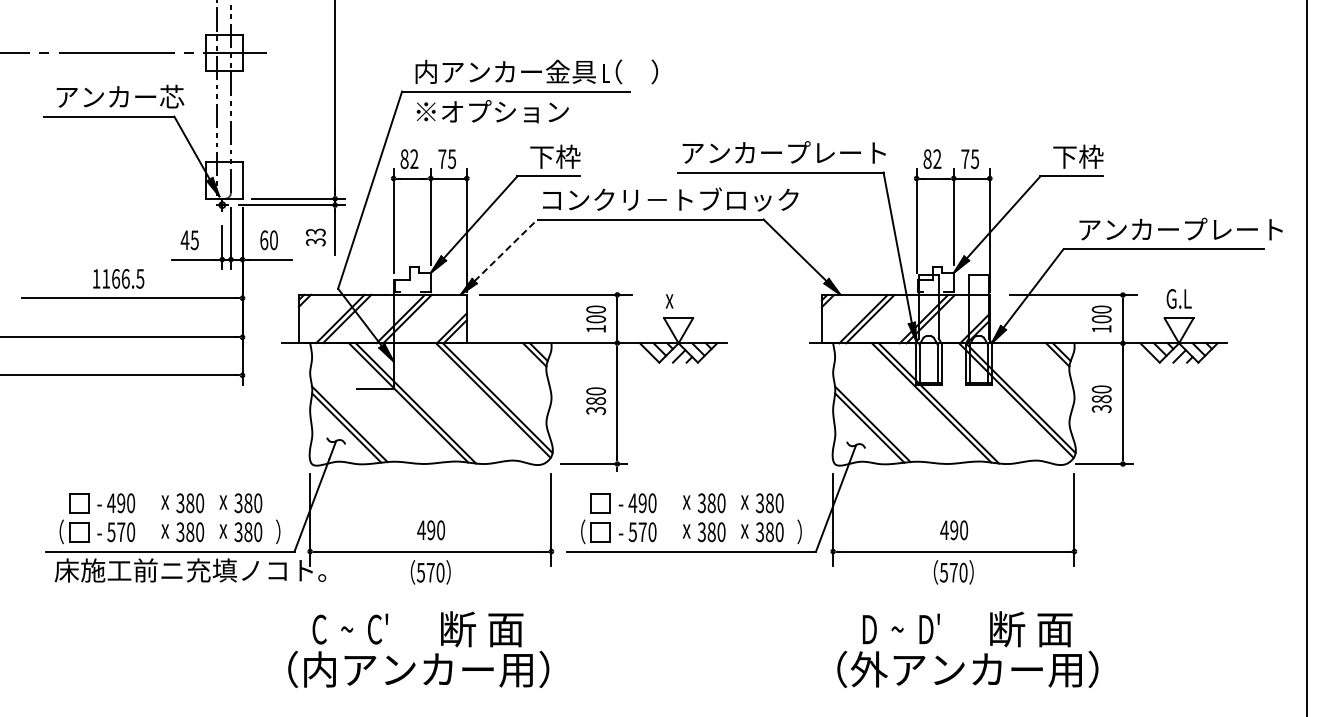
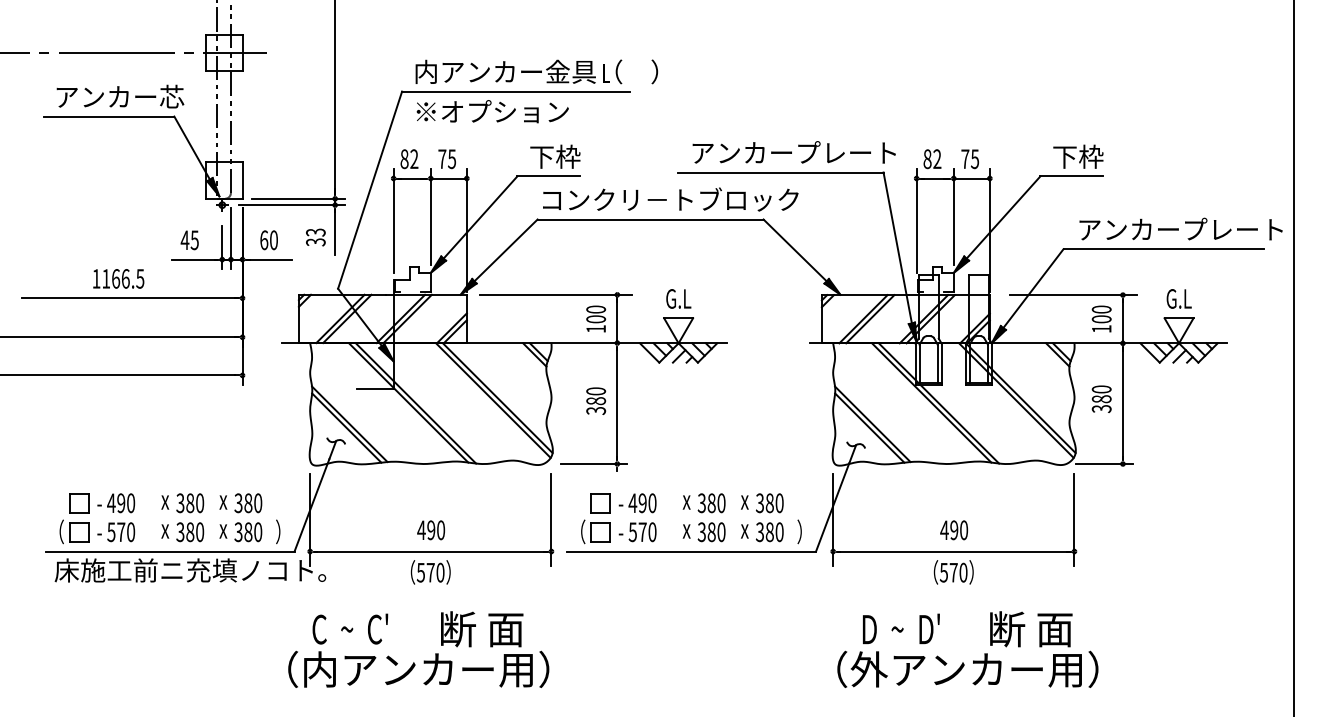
text position: (783, 152) -> (793, 152) (793, 152)
line: dashed -> solid (506, 250)
text: x -> G.L (678, 298)
line position: (1306, 357) -> (1293, 357) (1293, 357)
